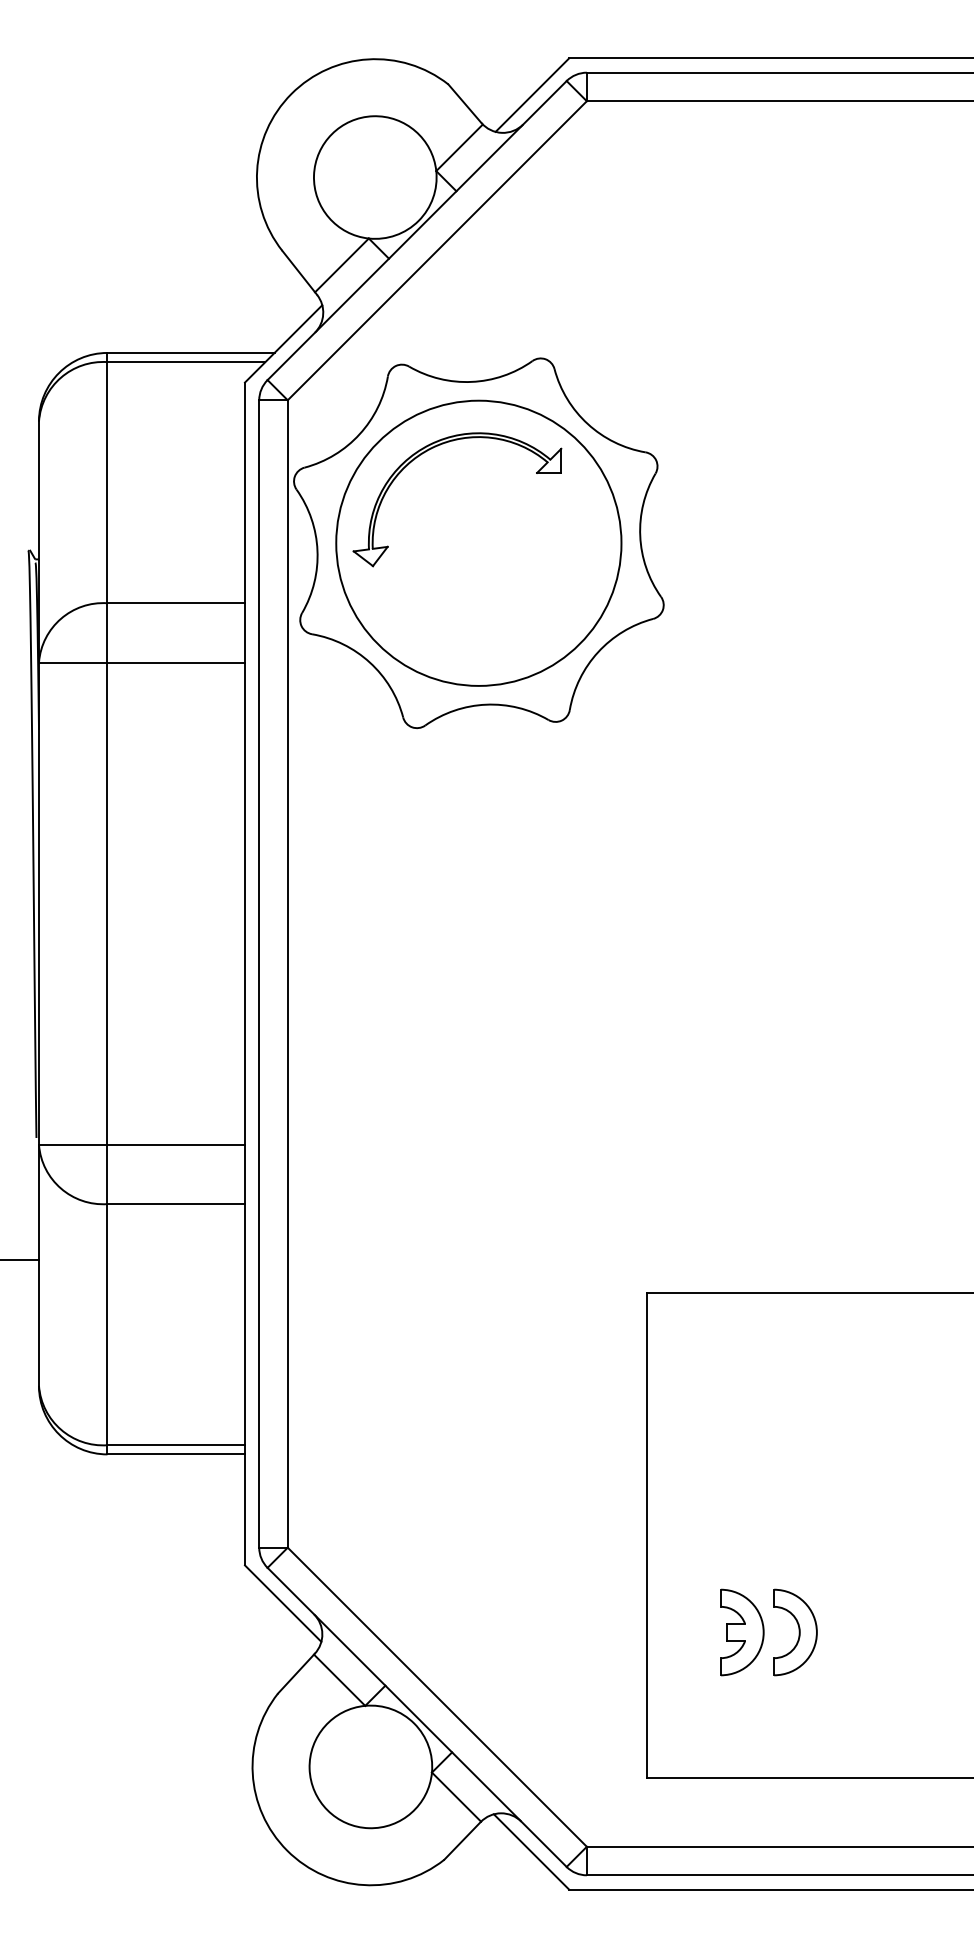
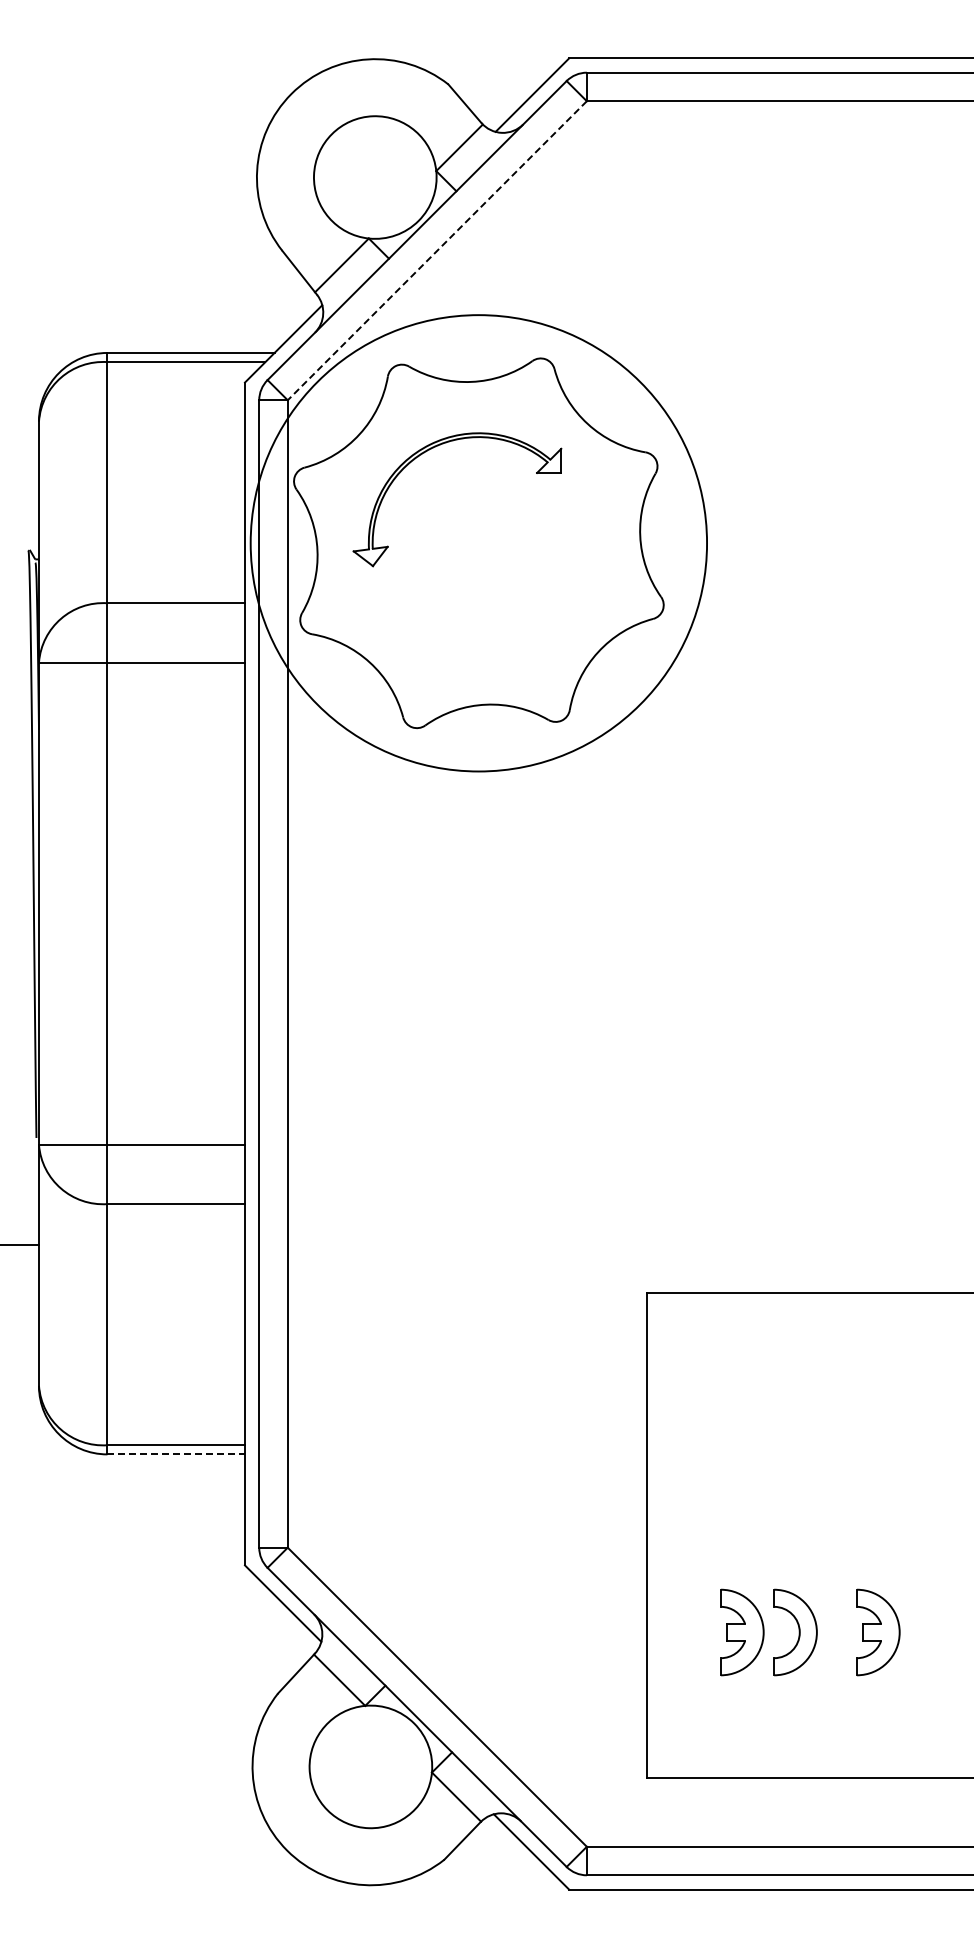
line: solid -> dashed (436, 251)
circle diameter: 285 px -> 456 px (478, 543)
line position: (20, 1260) -> (20, 1245) (20, 1245)
line: solid -> dashed (176, 1454)
part: none -> present (878, 1632)
